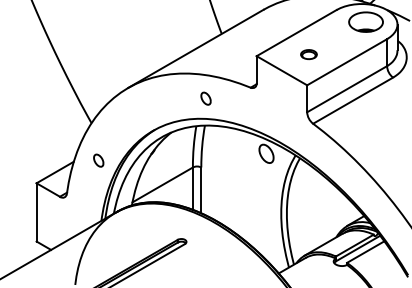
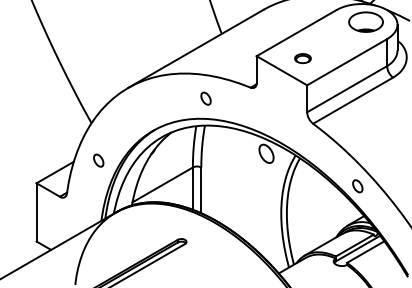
part position: (308, 54) -> (302, 58) (302, 58)
part: none -> present (357, 186)
